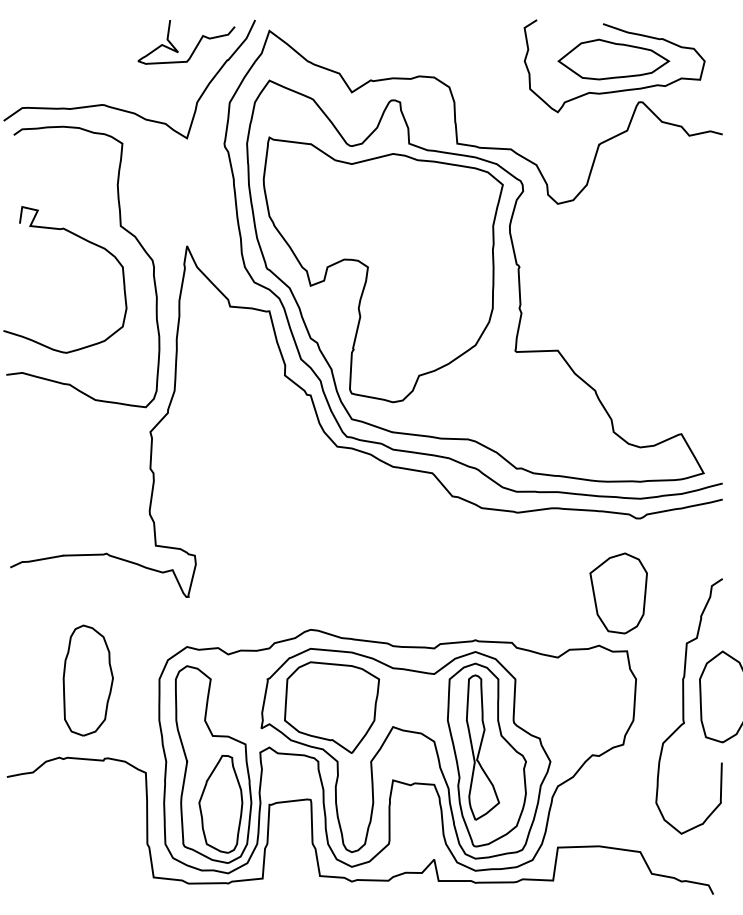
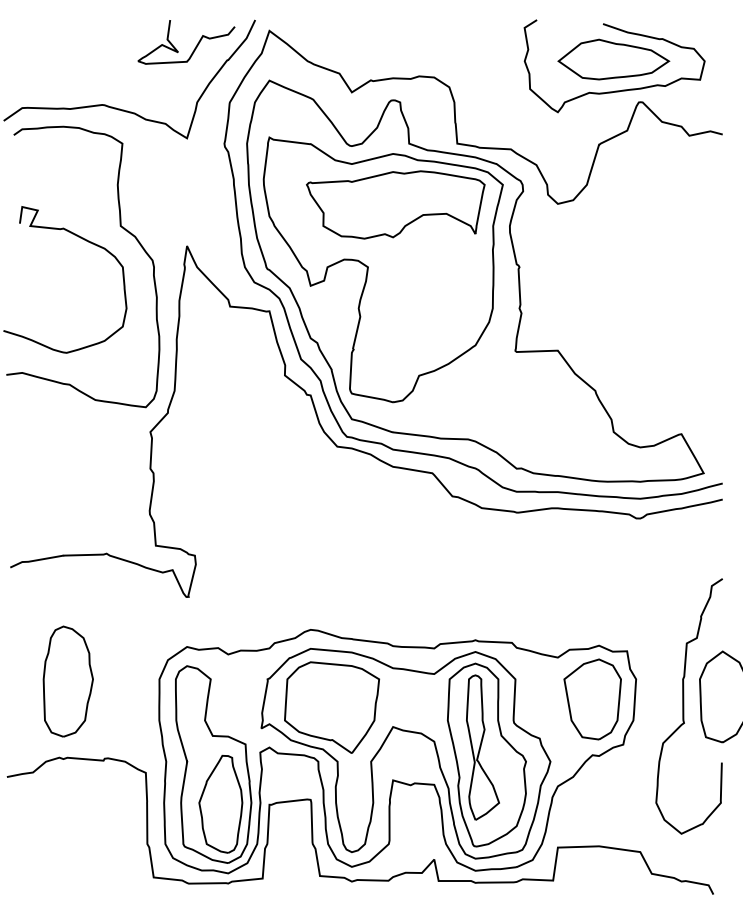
part: none -> present (395, 204)
part position: (618, 593) -> (592, 699) (592, 699)
part position: (87, 680) -> (67, 681) (67, 681)
